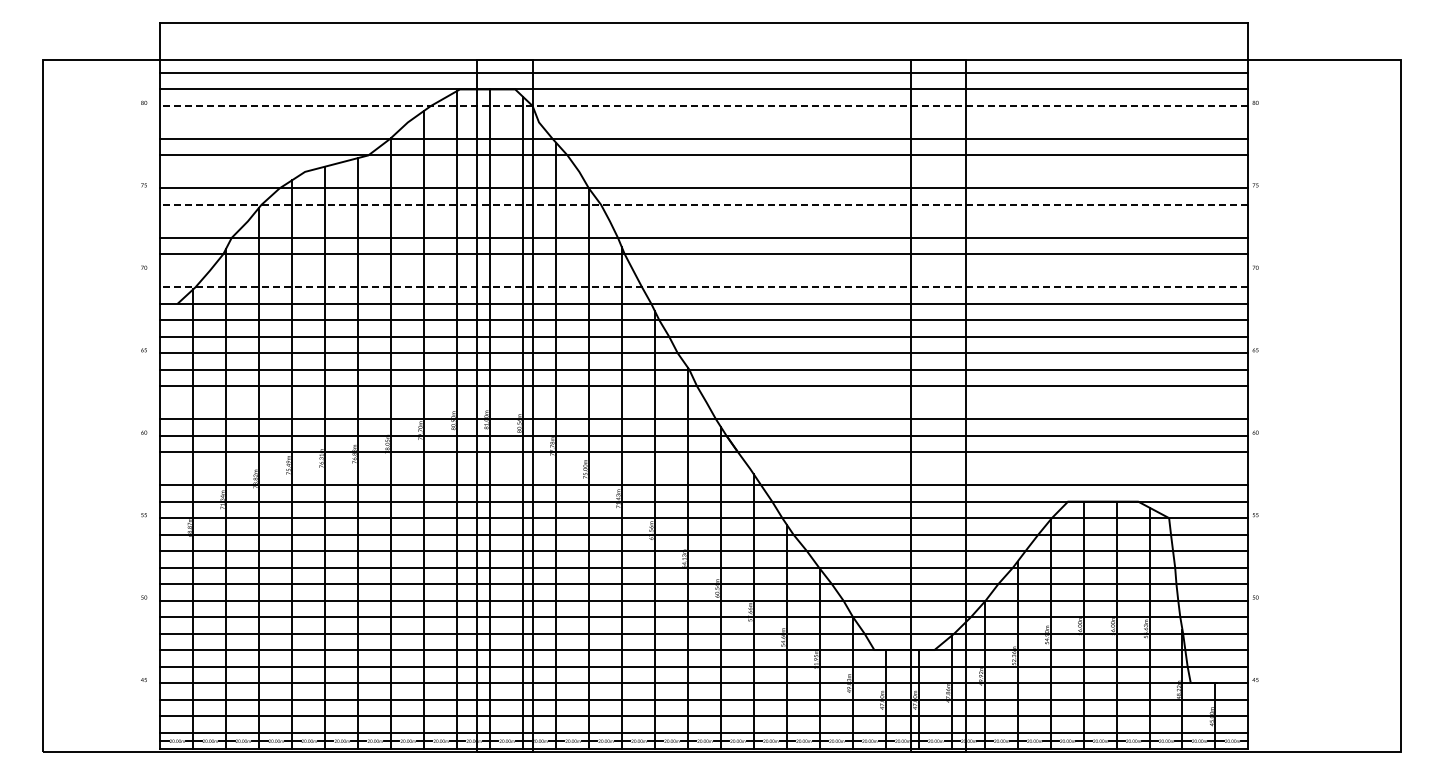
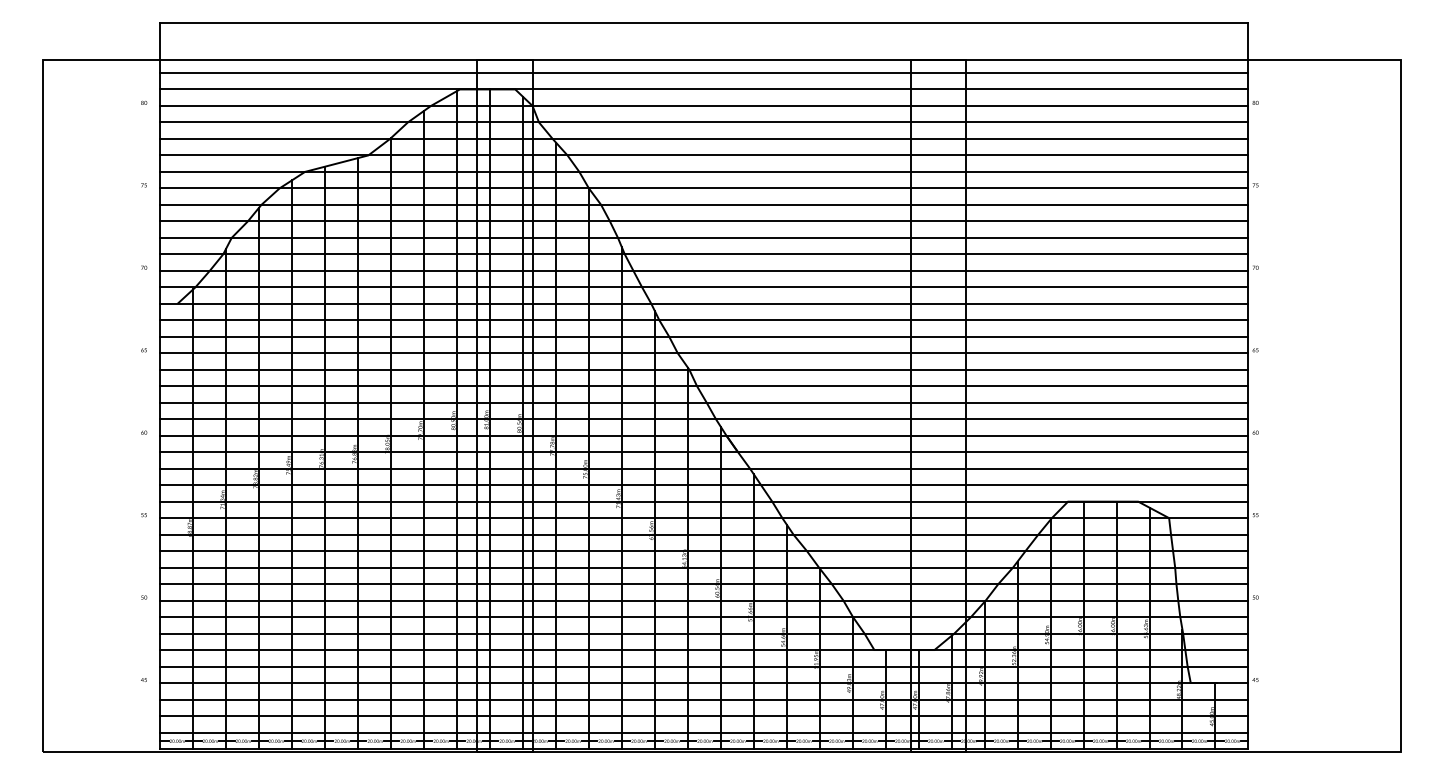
line: dashed -> solid (703, 105)
line: none -> present (704, 122)
line: none -> present (704, 171)
line: dashed -> solid (703, 204)
line: none -> present (704, 221)
line: none -> present (704, 270)
line: dashed -> solid (703, 287)
line: none -> present (704, 402)
line: none -> present (704, 468)
